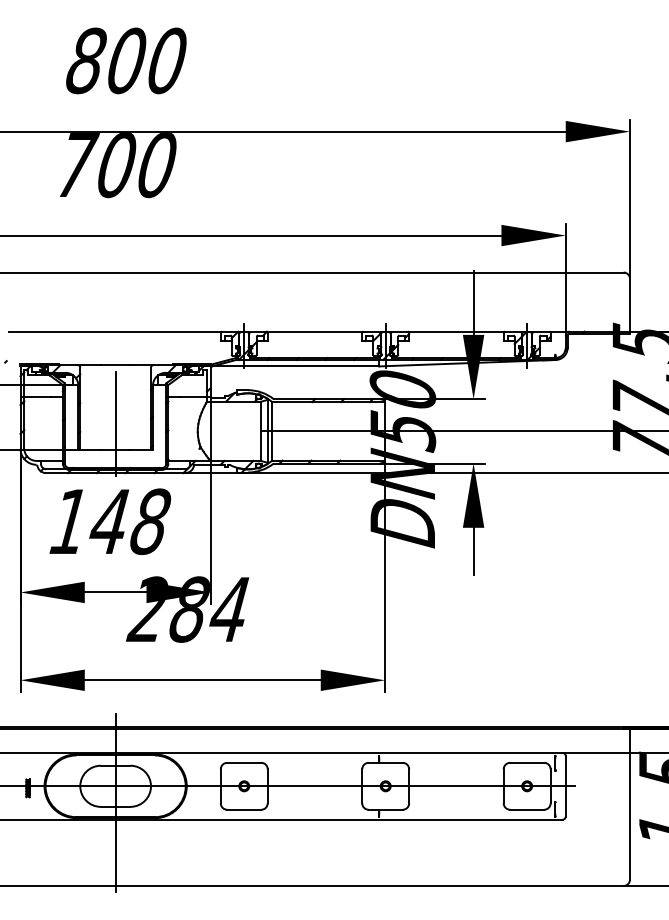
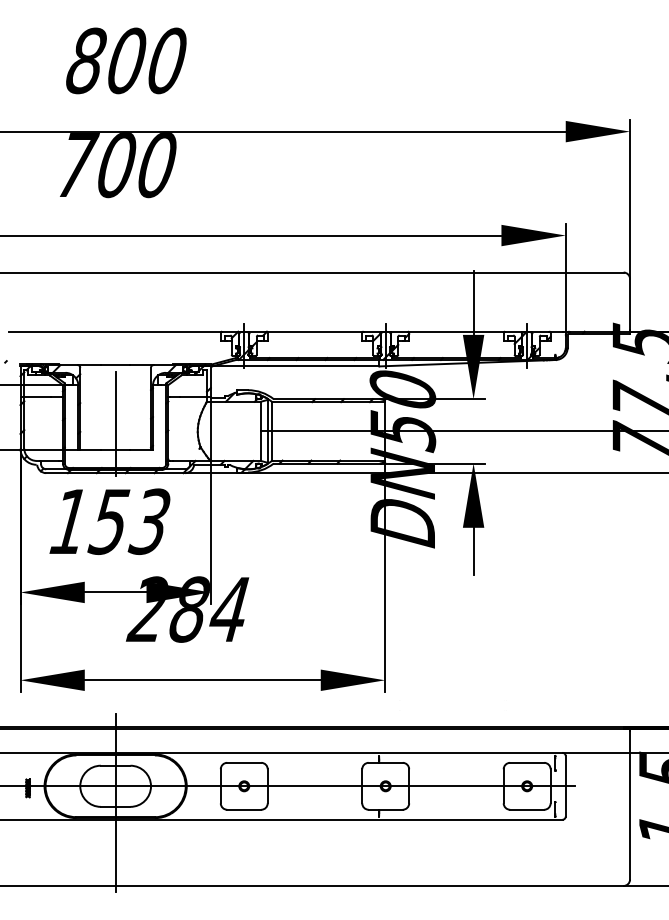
text: 148 -> 153 (129, 521)
